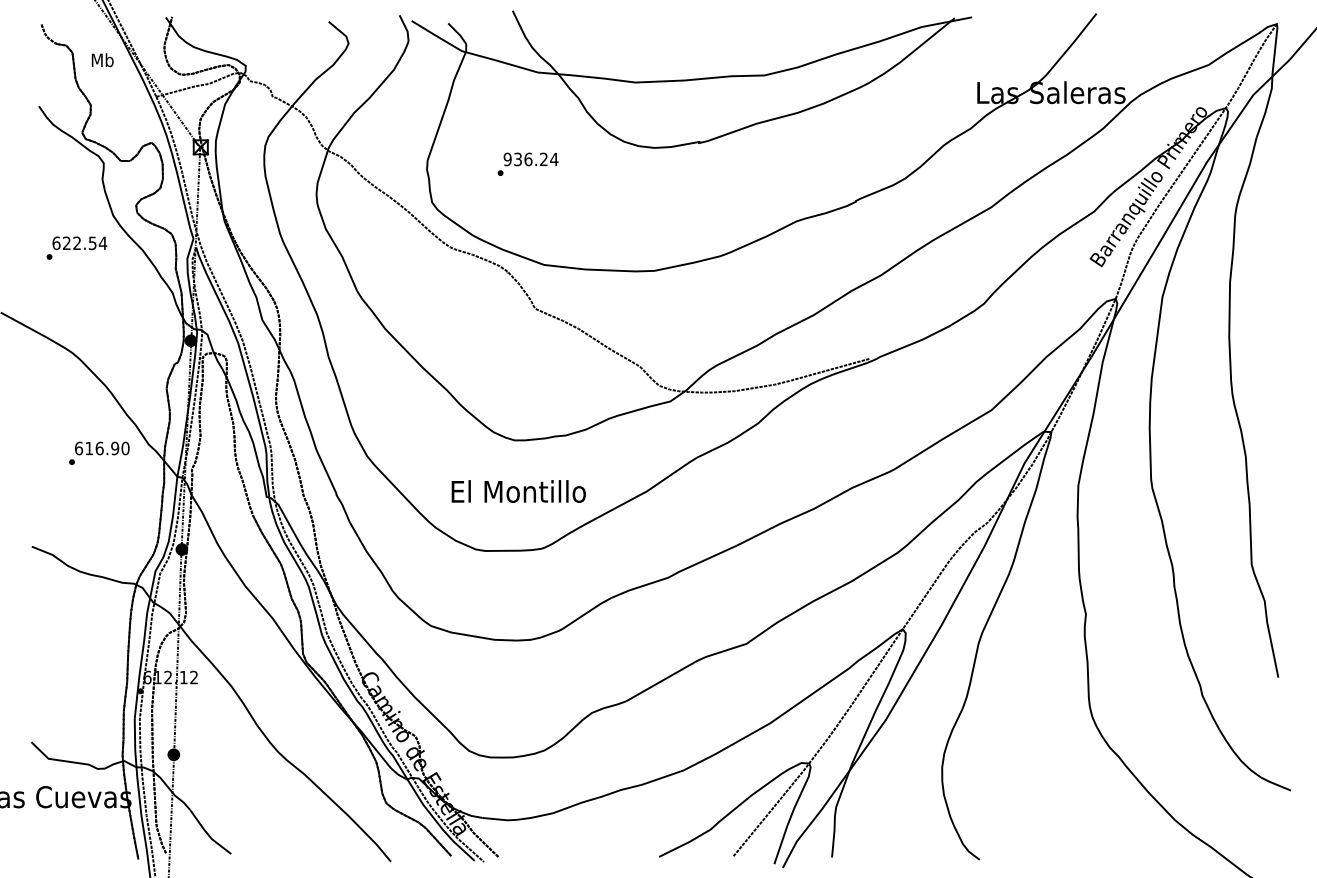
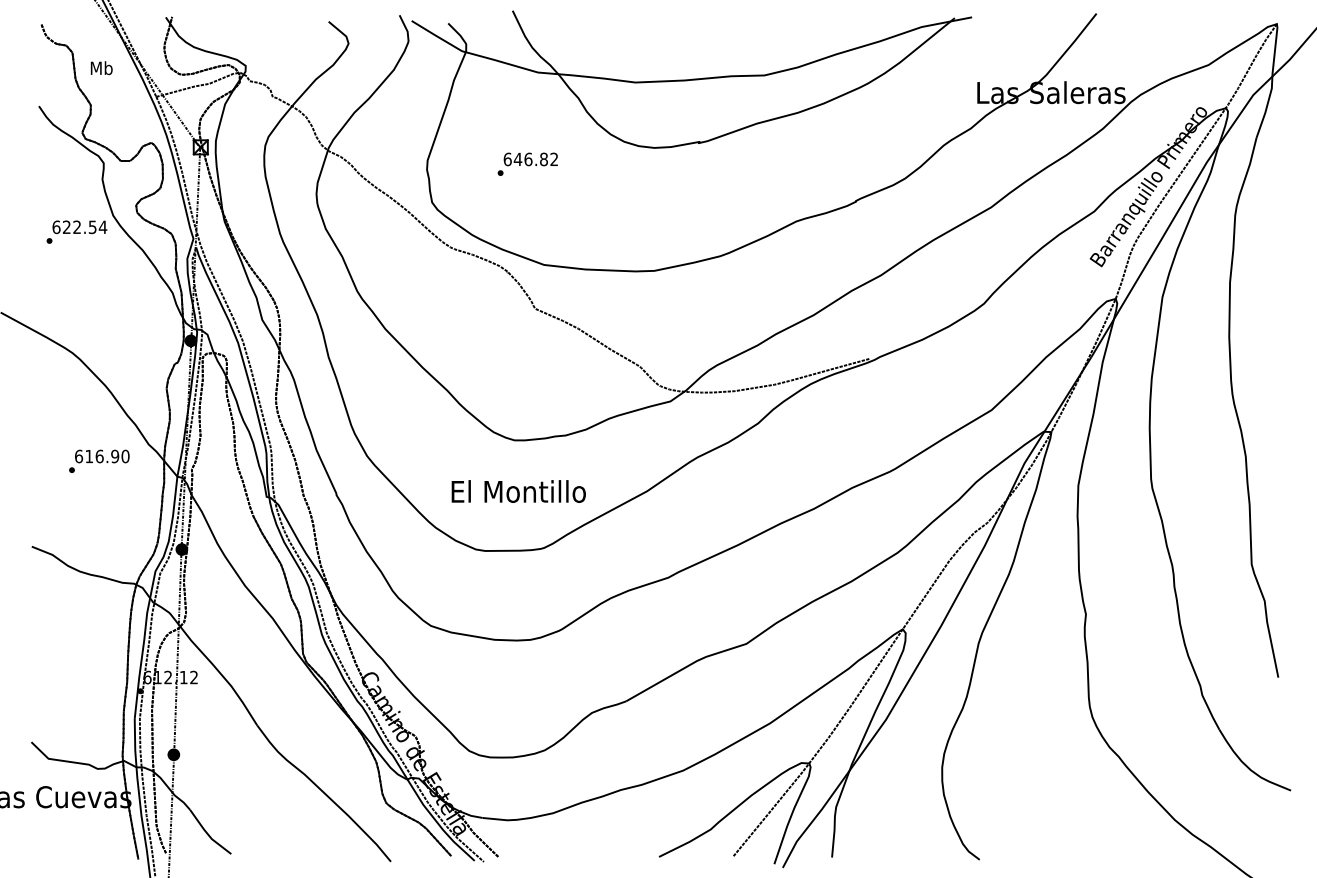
text position: (102, 60) -> (101, 68) (101, 68)
text: 936.24 -> 646.82 (530, 159)
text position: (76, 247) -> (76, 231) (76, 231)
text position: (99, 452) -> (99, 460) (99, 460)
